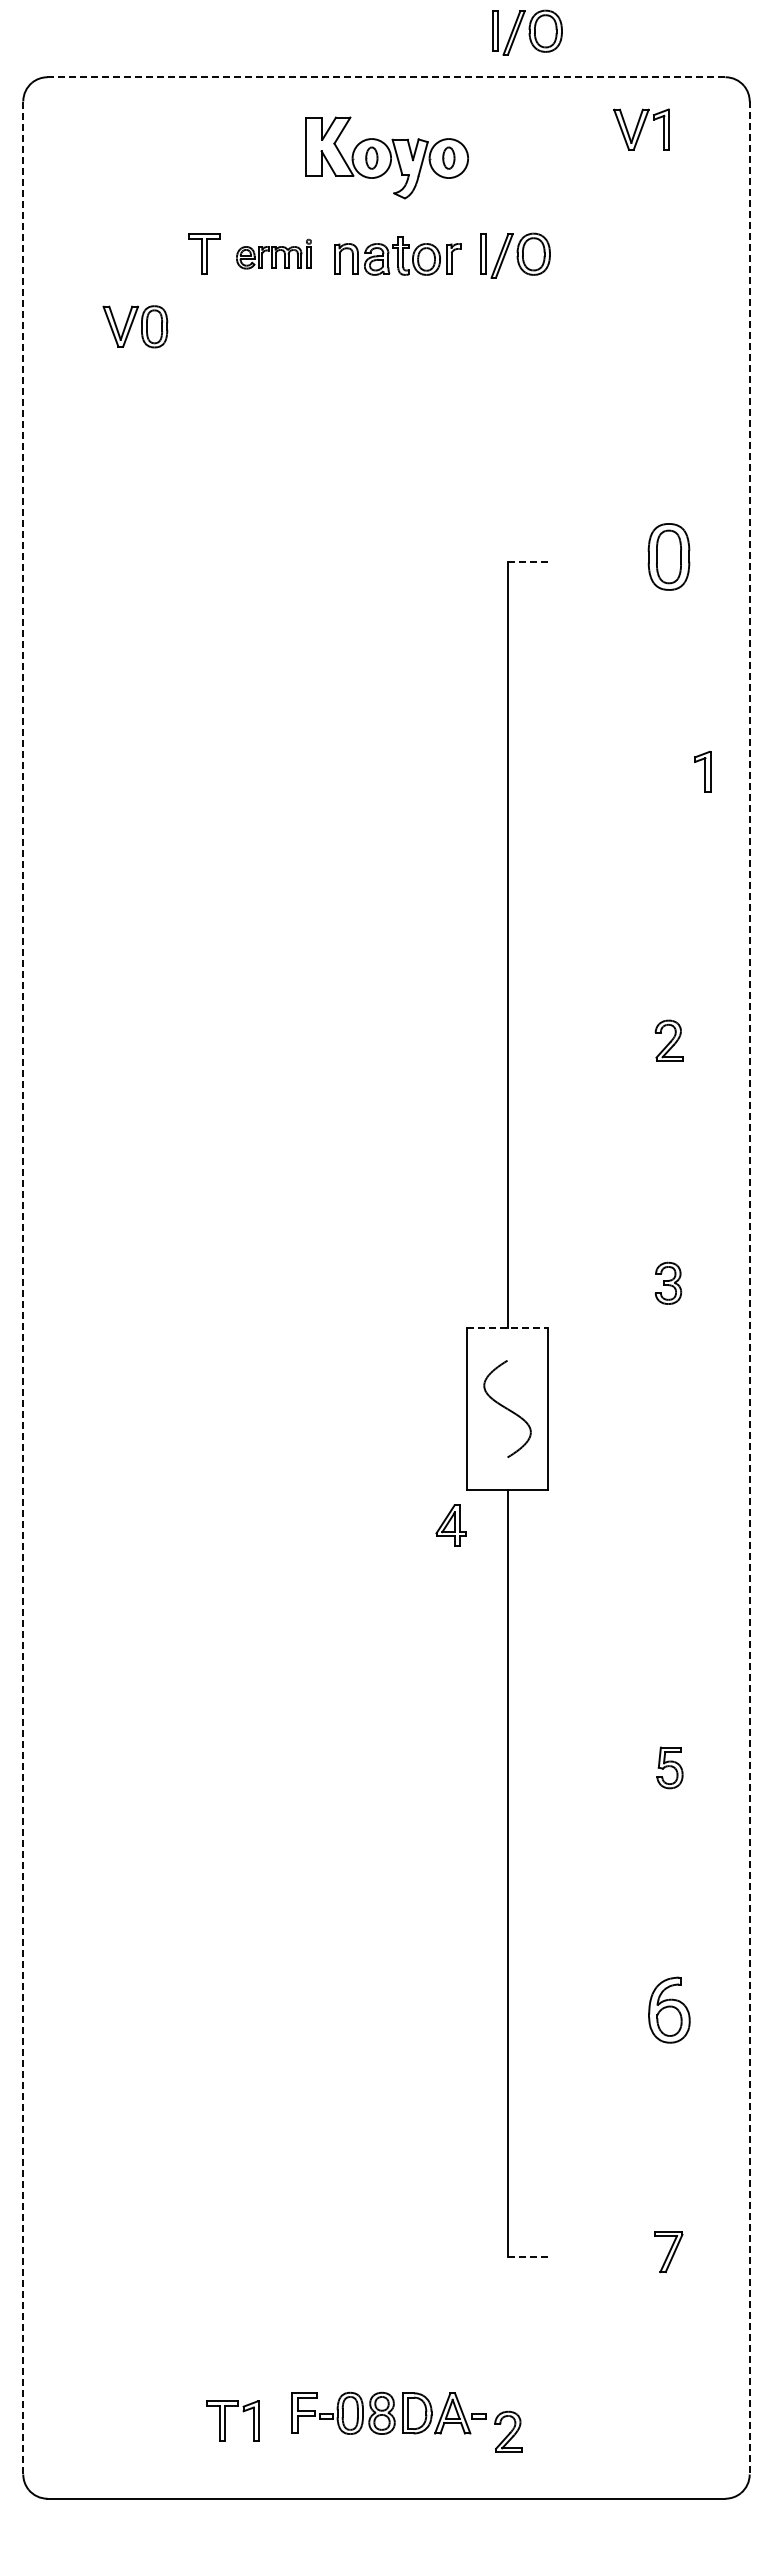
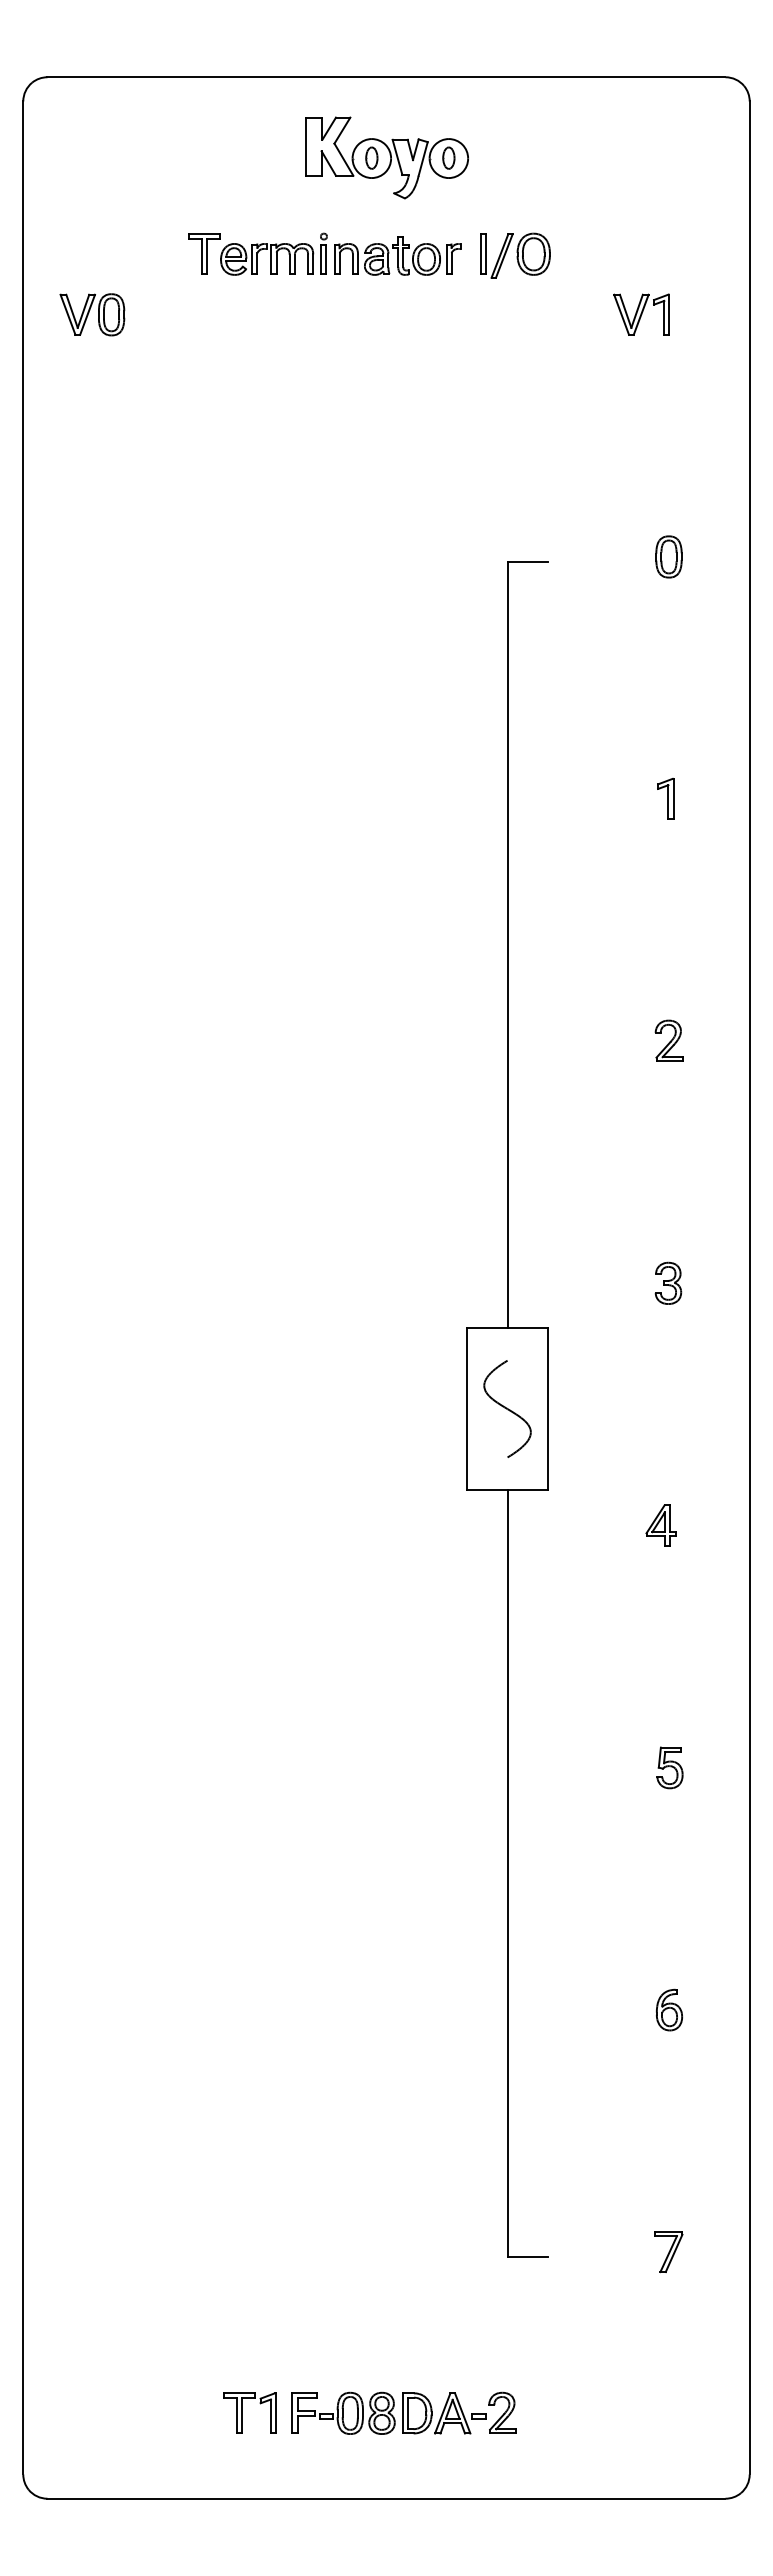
part: present -> none (527, 32)
line: dashed -> solid (386, 77)
part position: (641, 129) -> (641, 314) (641, 314)
part size: 76x32 px -> 108x44 px (273, 253)
part position: (135, 326) -> (92, 314) (92, 314)
part size: 44x68 px -> 28x44 px (668, 556)
line: dashed -> solid (527, 561)
part position: (702, 771) -> (665, 798) (665, 798)
line: dashed -> solid (23, 1287)
line: dashed -> solid (749, 1288)
line: dashed -> solid (508, 1328)
part position: (450, 1525) -> (660, 1525) (660, 1525)
part size: 43x68 px -> 27x44 px (669, 2009)
line: dashed -> solid (528, 2256)
part position: (225, 2420) -> (242, 2412) (242, 2412)
part position: (508, 2431) -> (502, 2412) (502, 2412)
